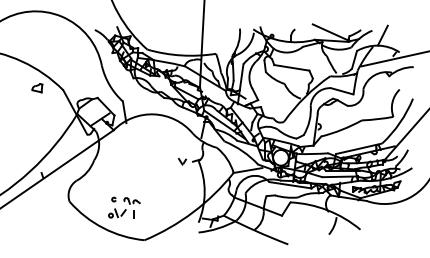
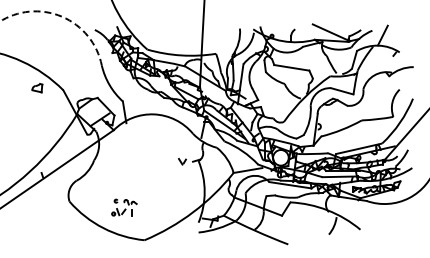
arc: solid -> dashed (61, 16)
line: present -> none (393, 58)
part size: 33x23 px -> 27x19 px (124, 207)
